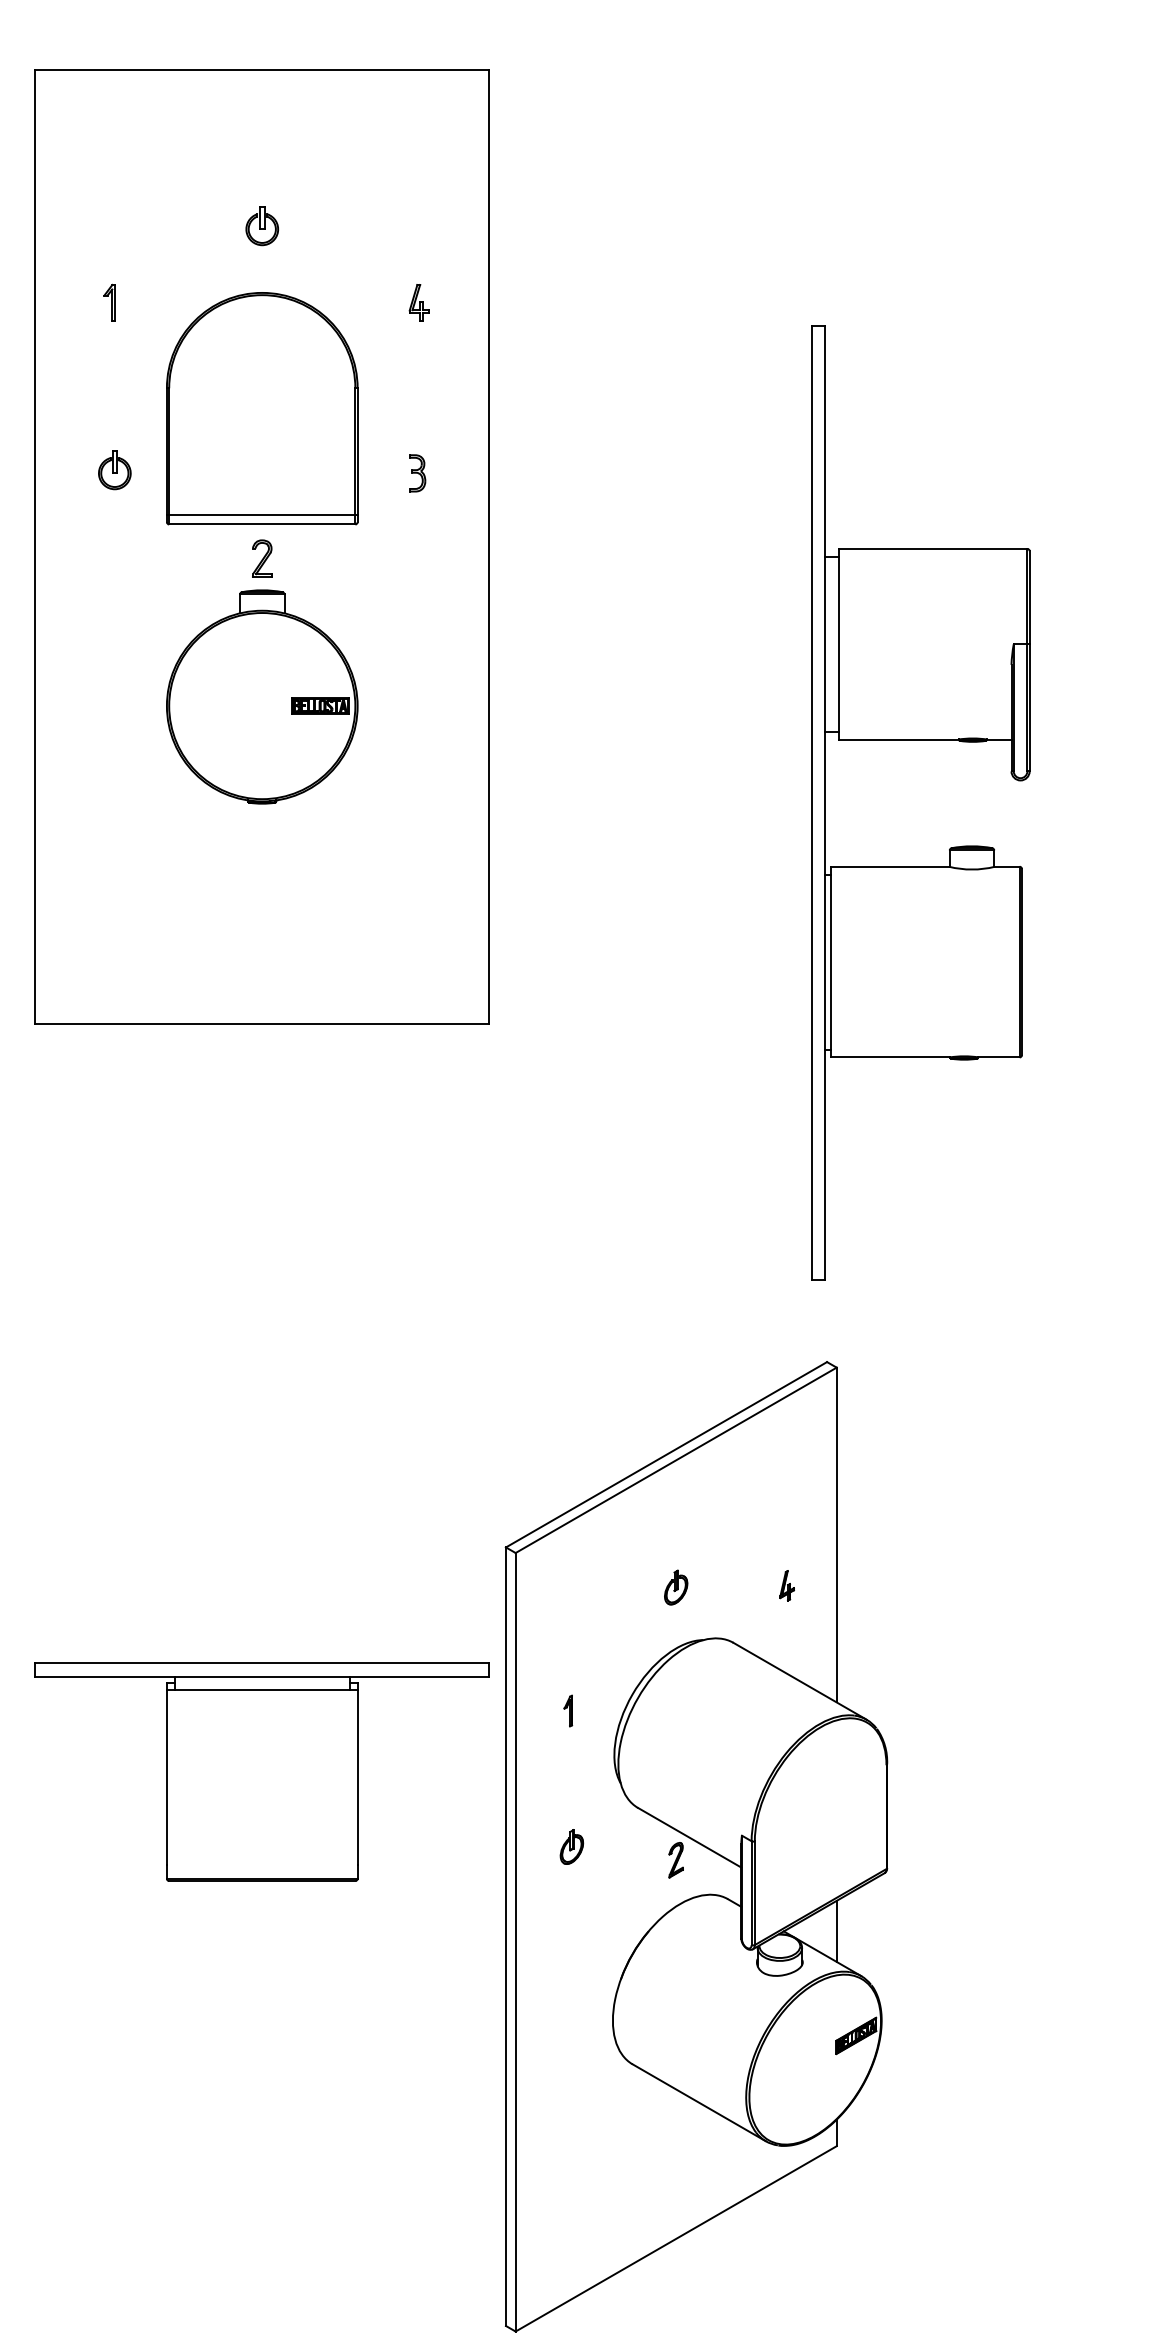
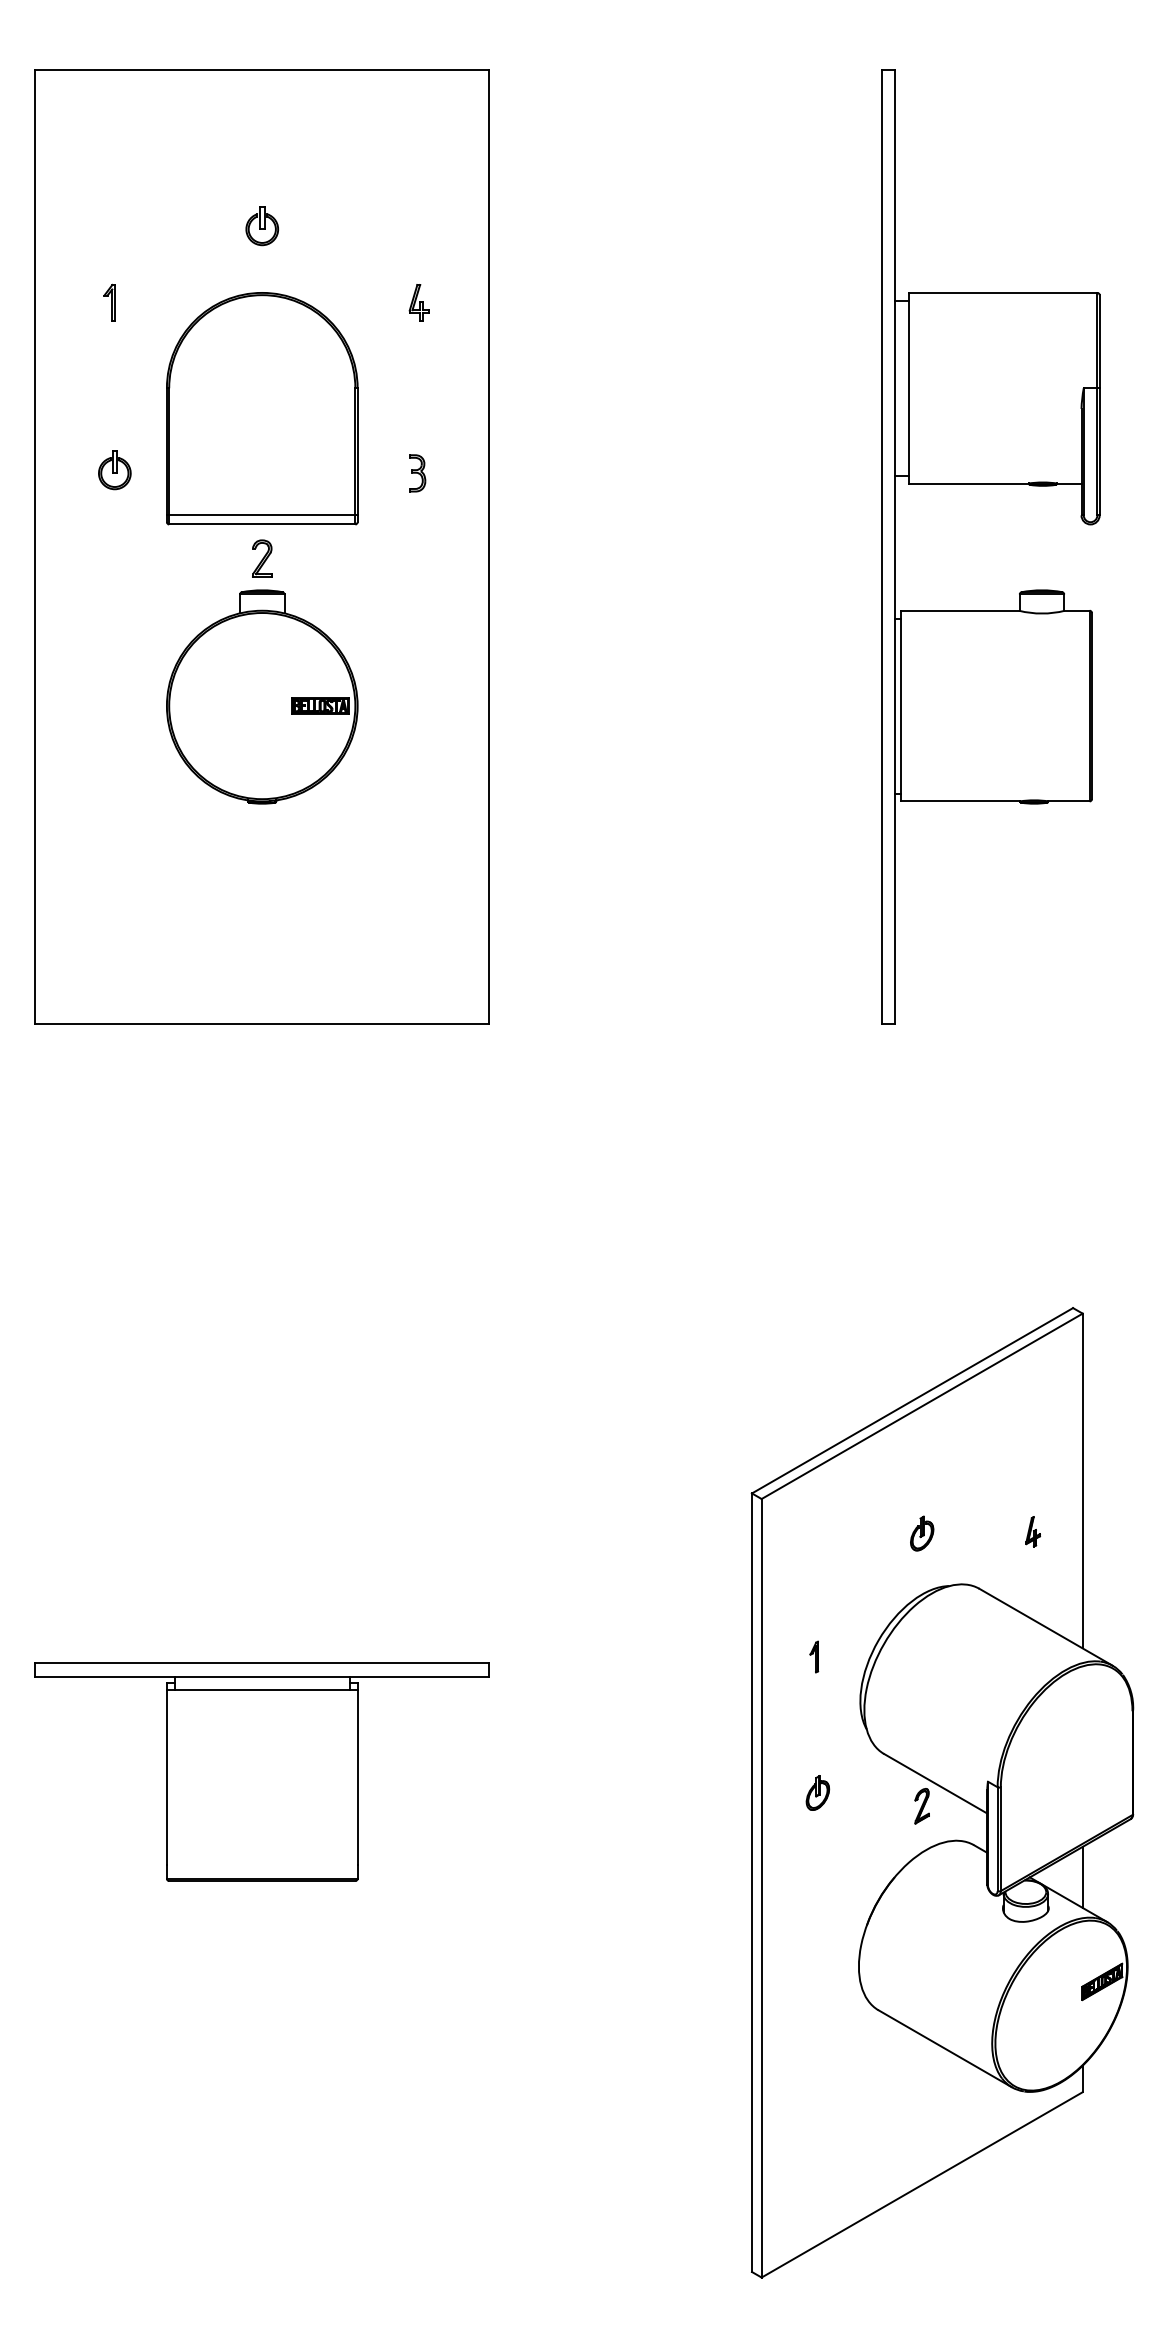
part position: (950, 847) -> (1020, 591) (1020, 591)
part position: (696, 1846) -> (942, 1792) (942, 1792)
